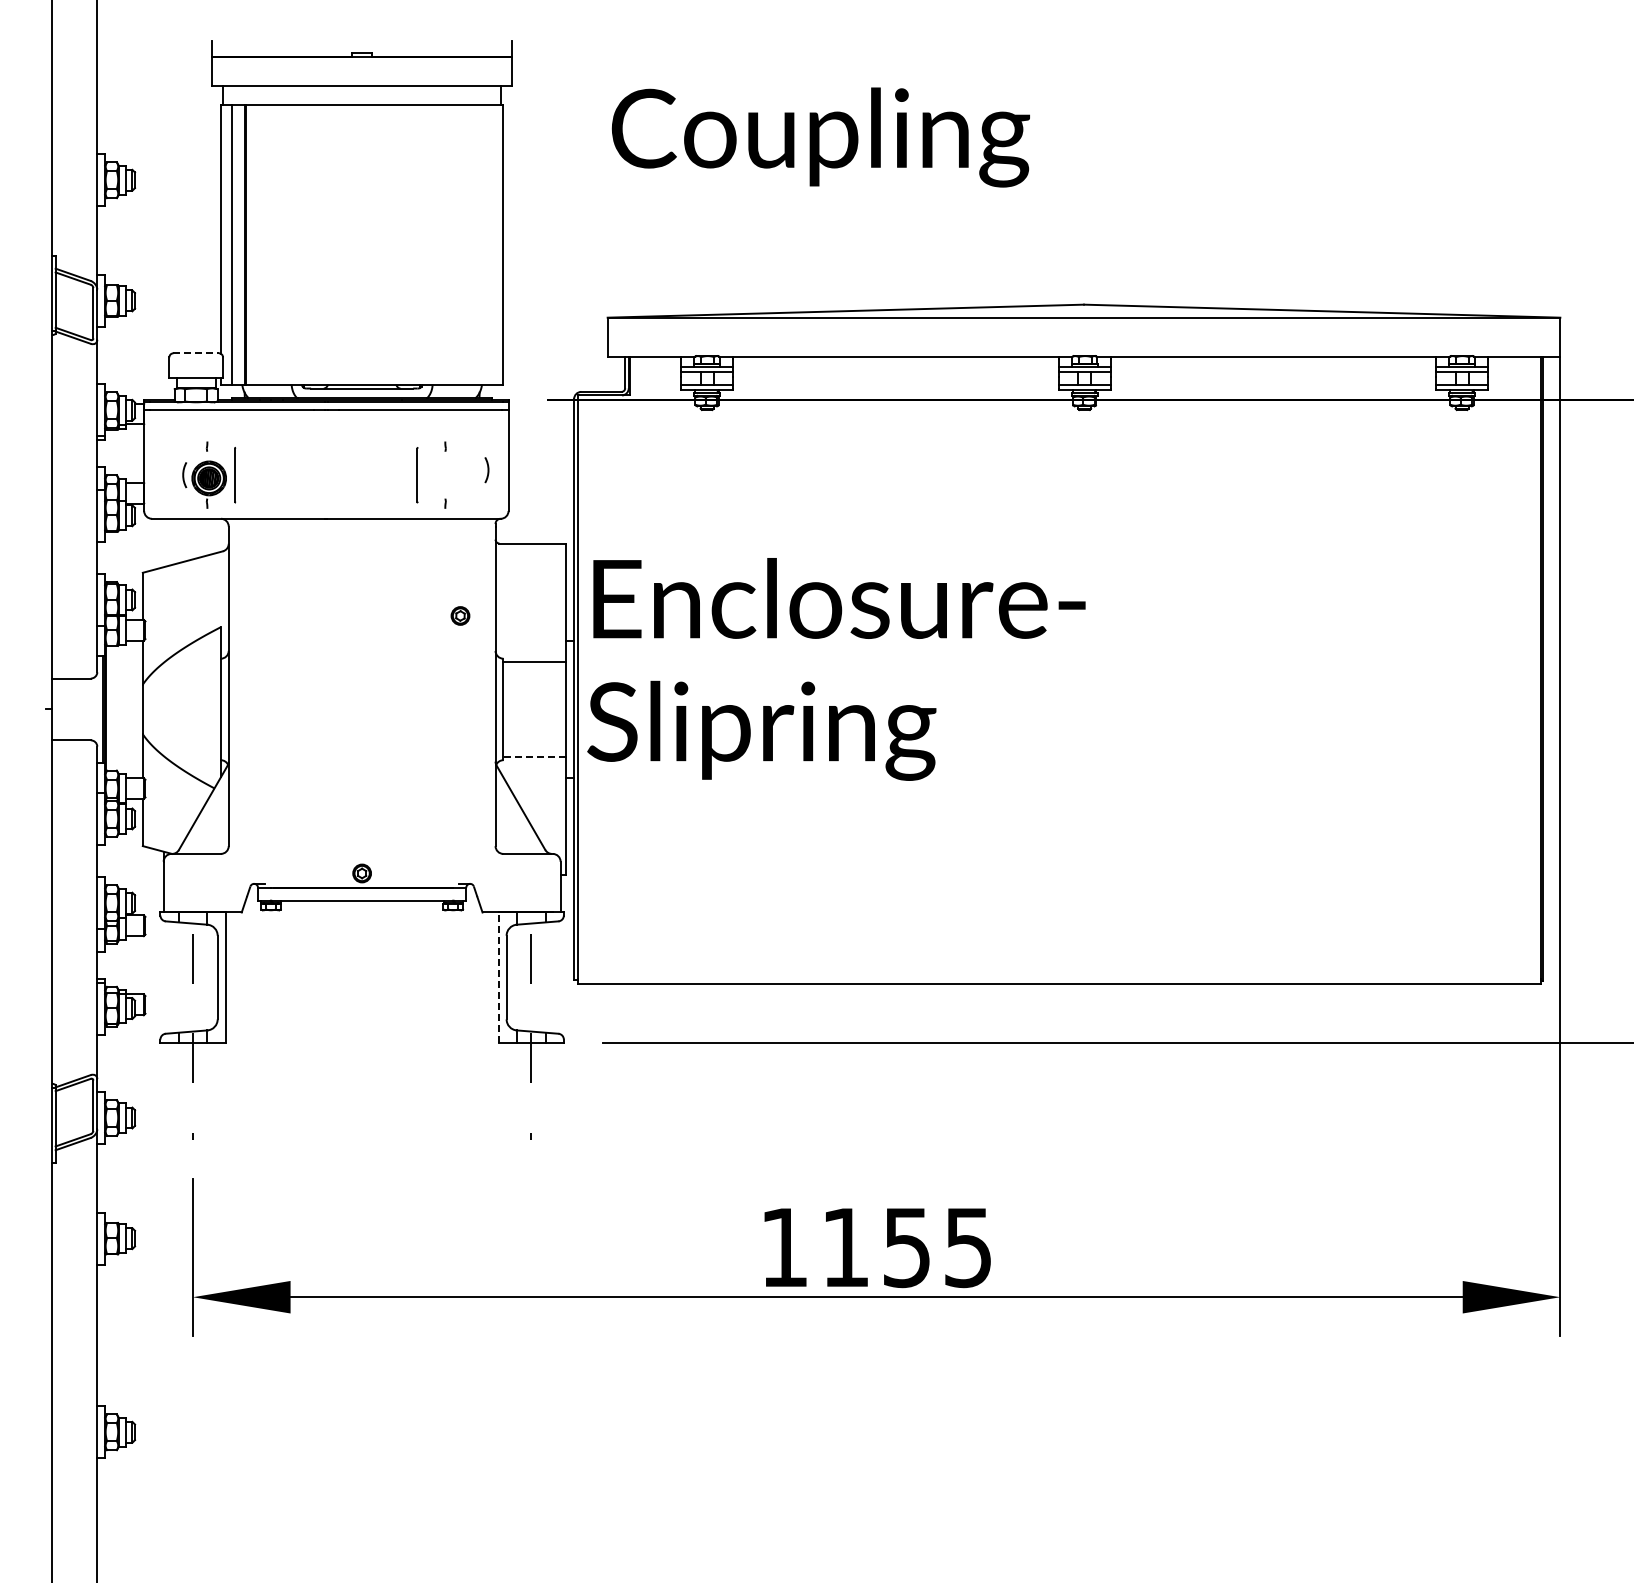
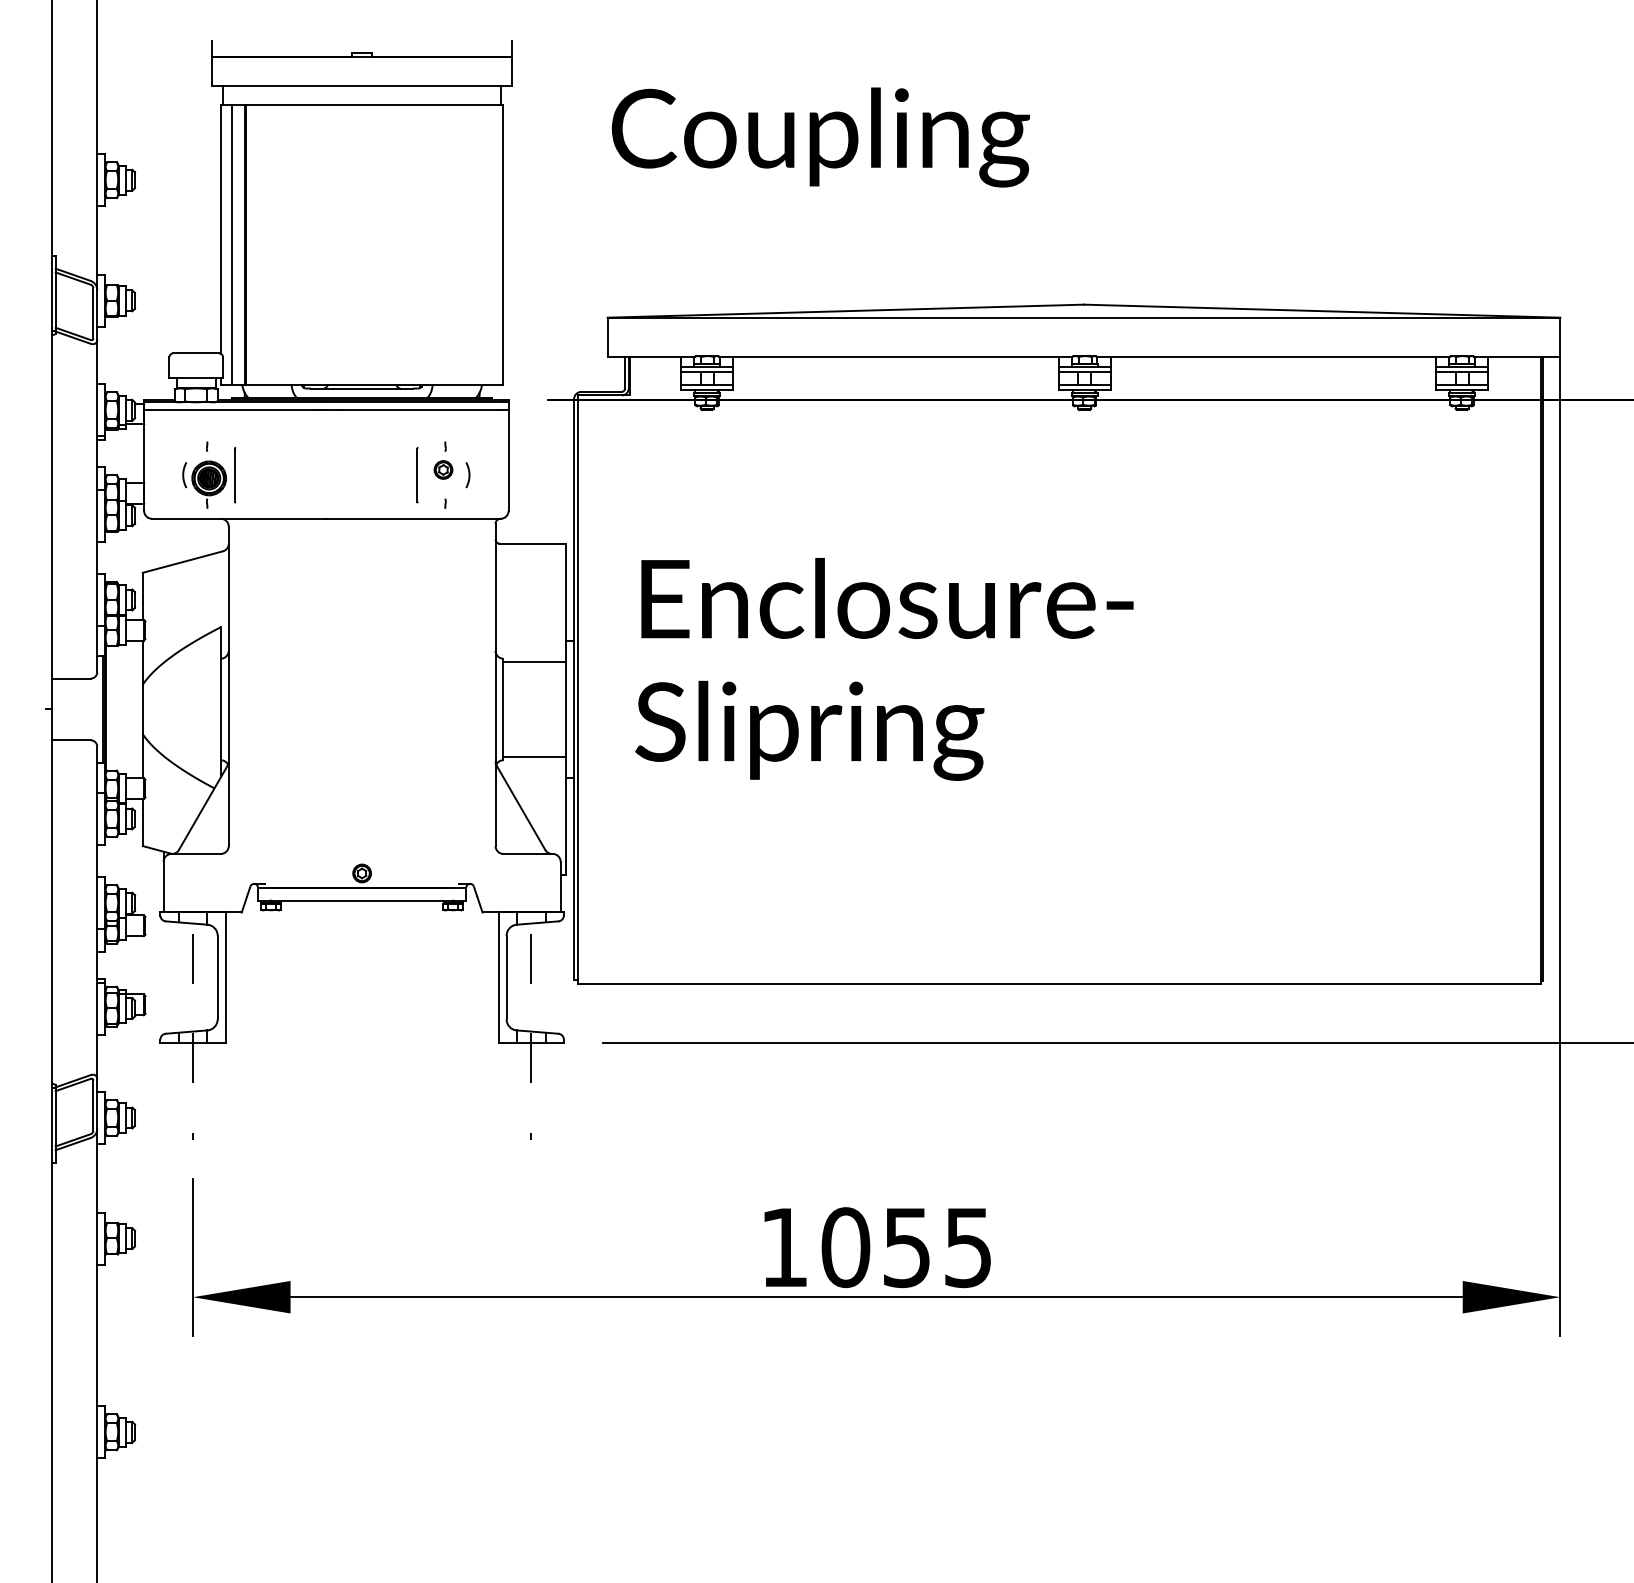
line: dashed -> solid (196, 353)
arc position: (487, 470) -> (468, 475) (468, 475)
part position: (460, 615) -> (443, 469) (443, 469)
text position: (836, 669) -> (884, 669) (884, 669)
line: dashed -> solid (534, 756)
line: dashed -> solid (498, 977)
text: 1155 -> 1055 (845, 1247)
